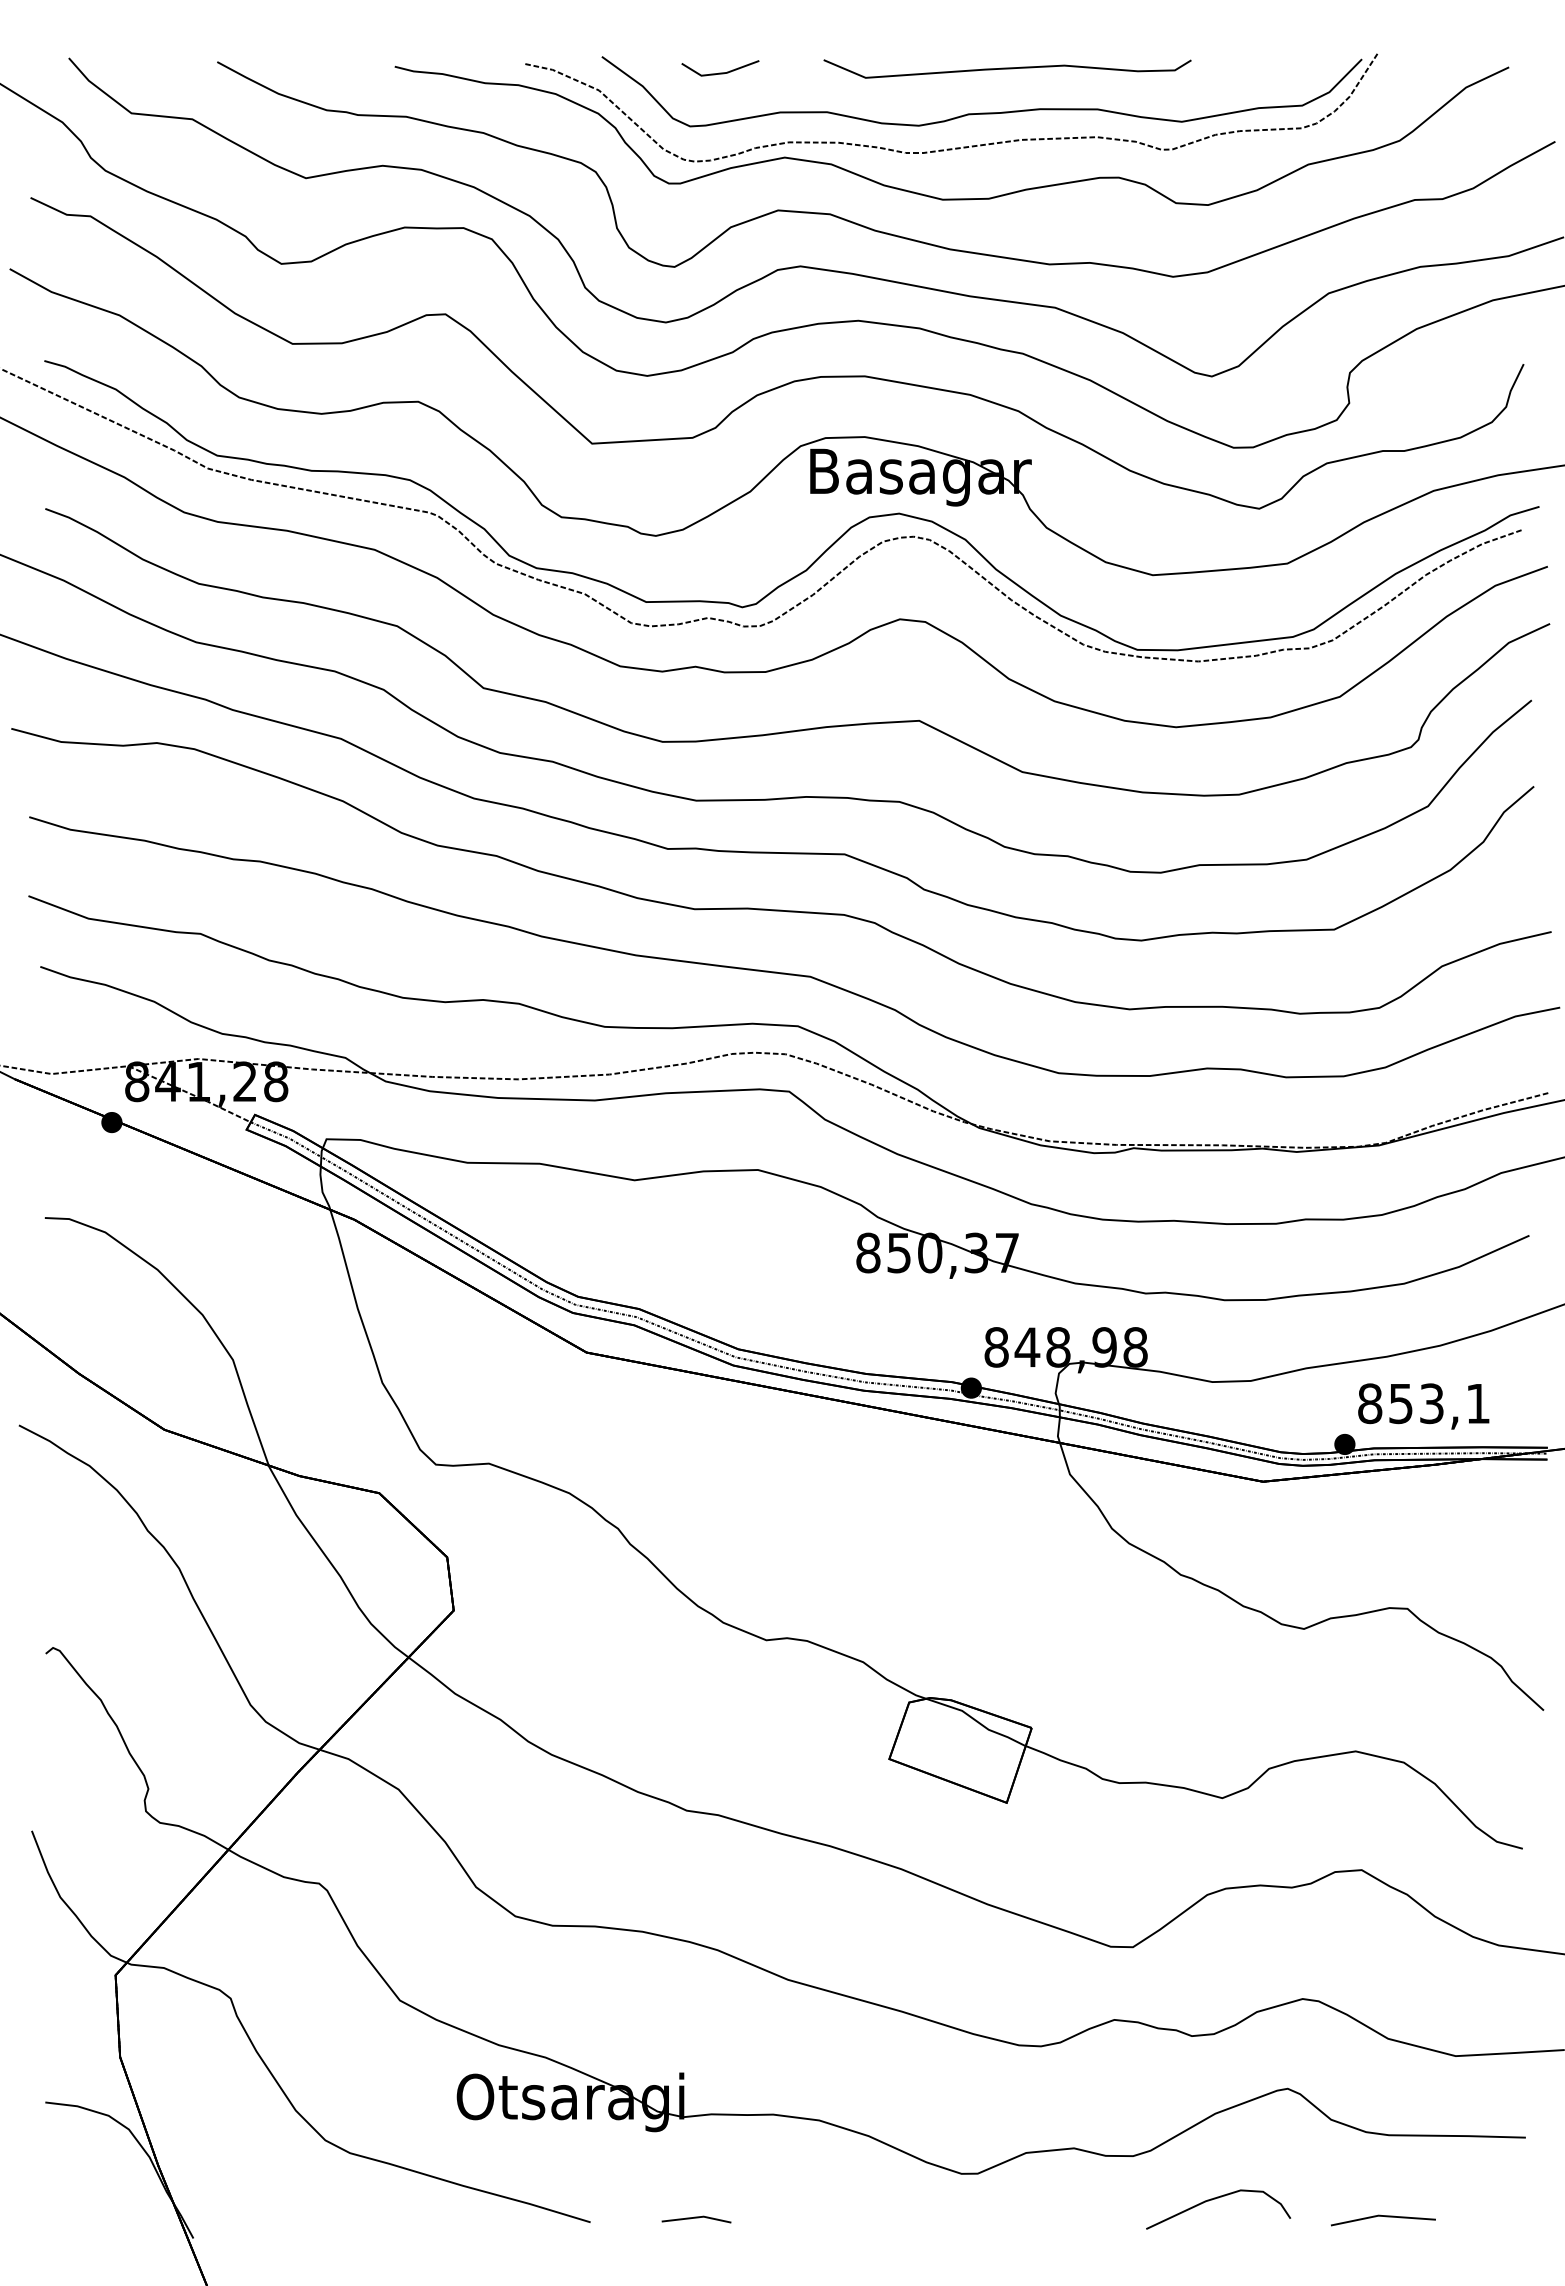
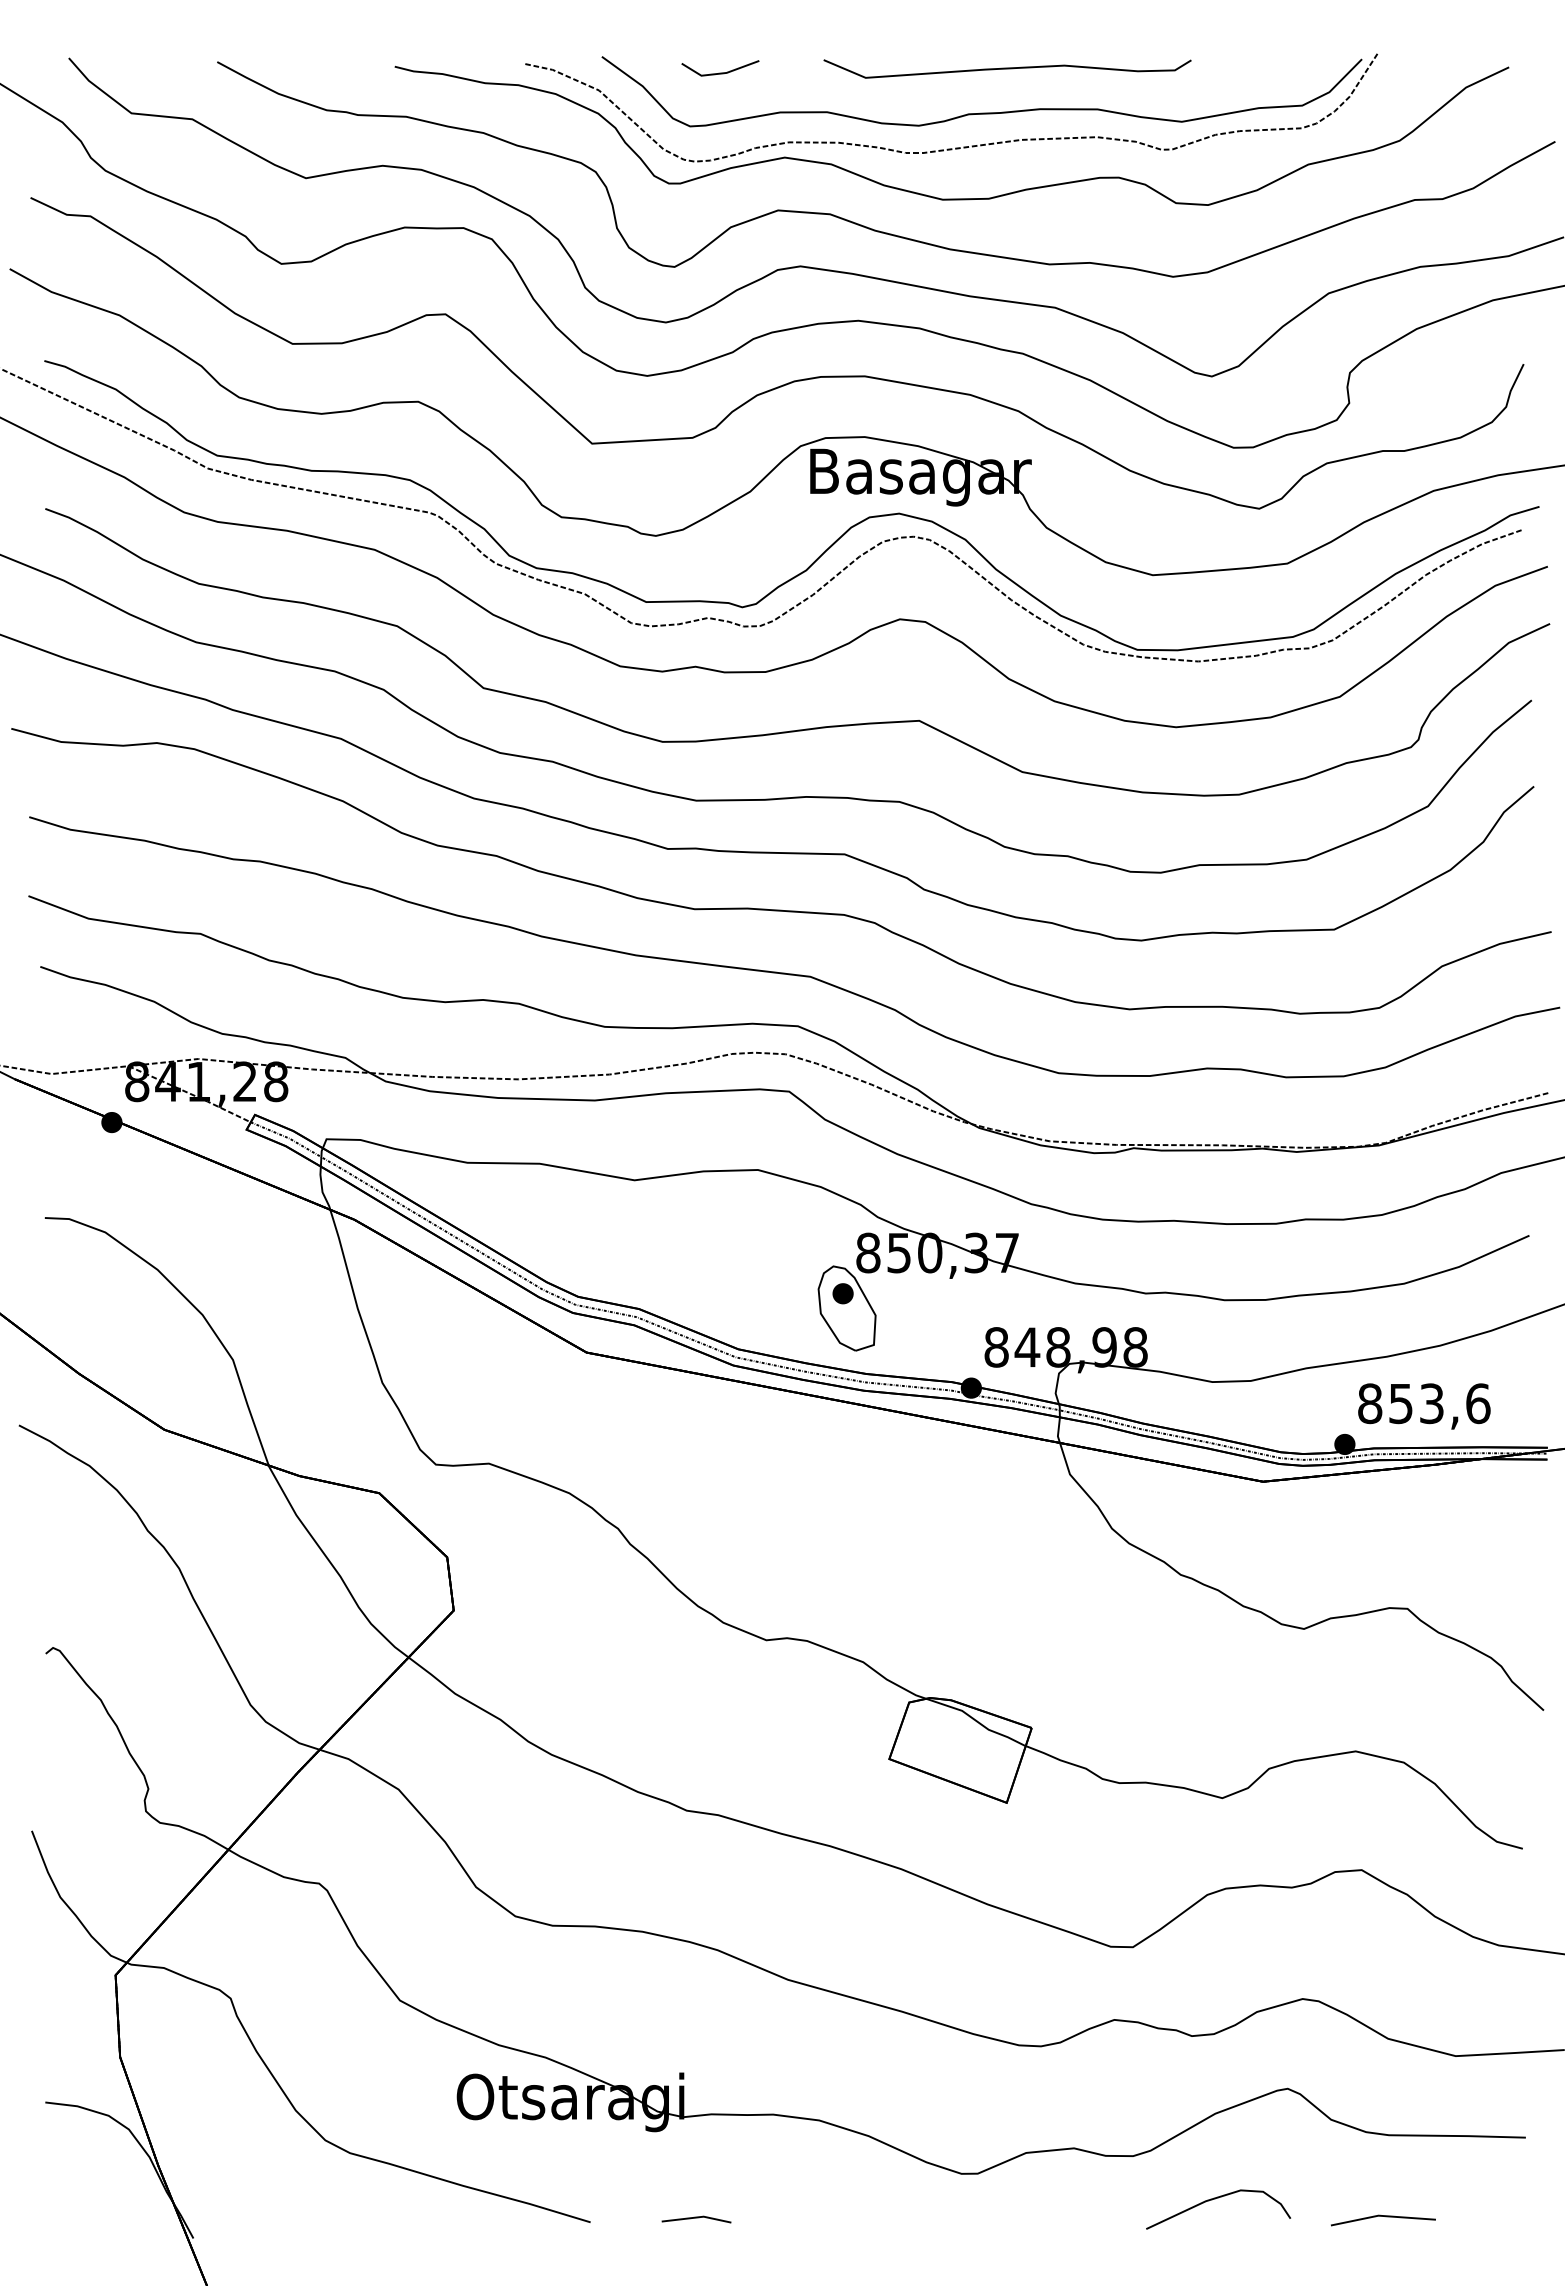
part: none -> present (846, 1308)
text: 853,1 -> 853,6 (1478, 1403)
